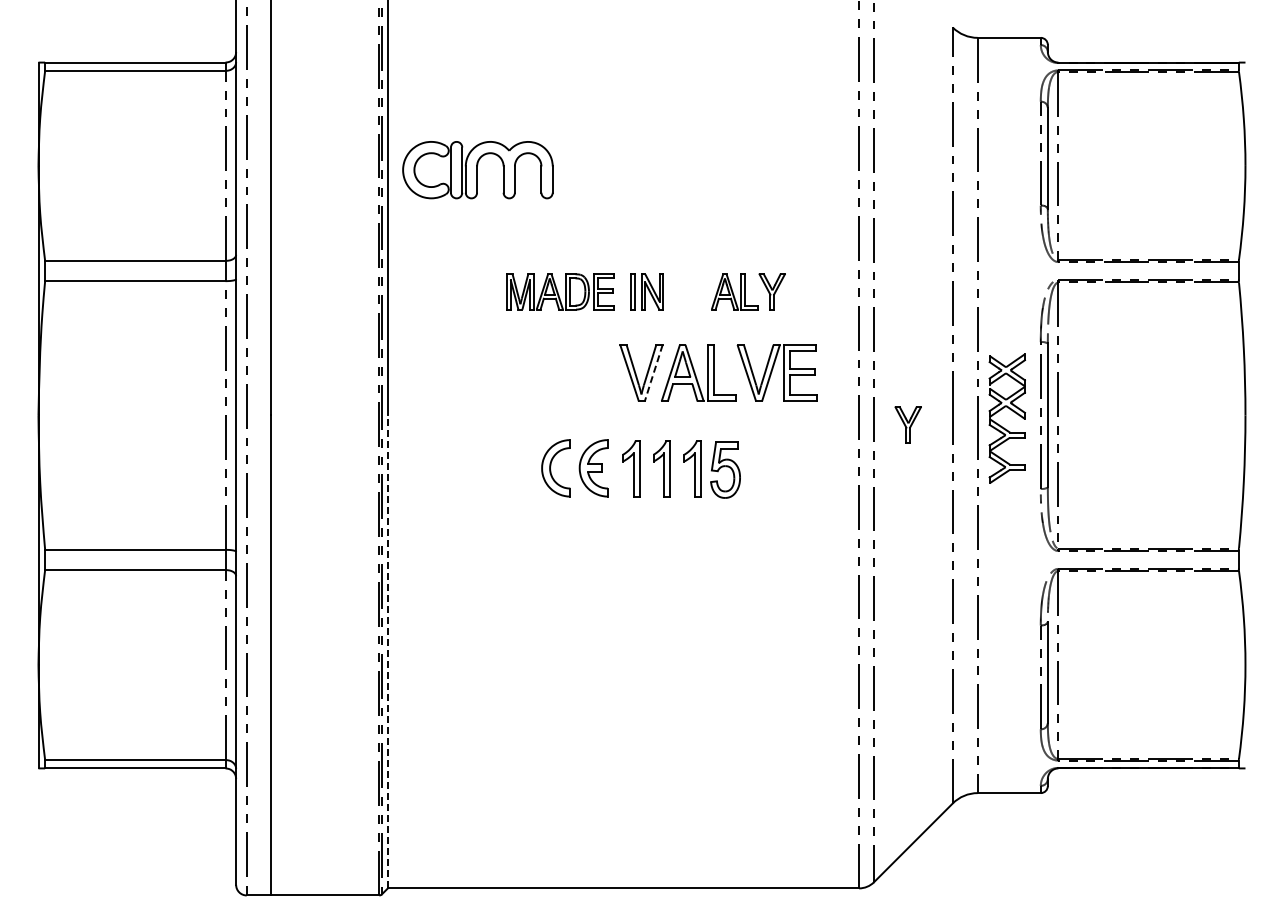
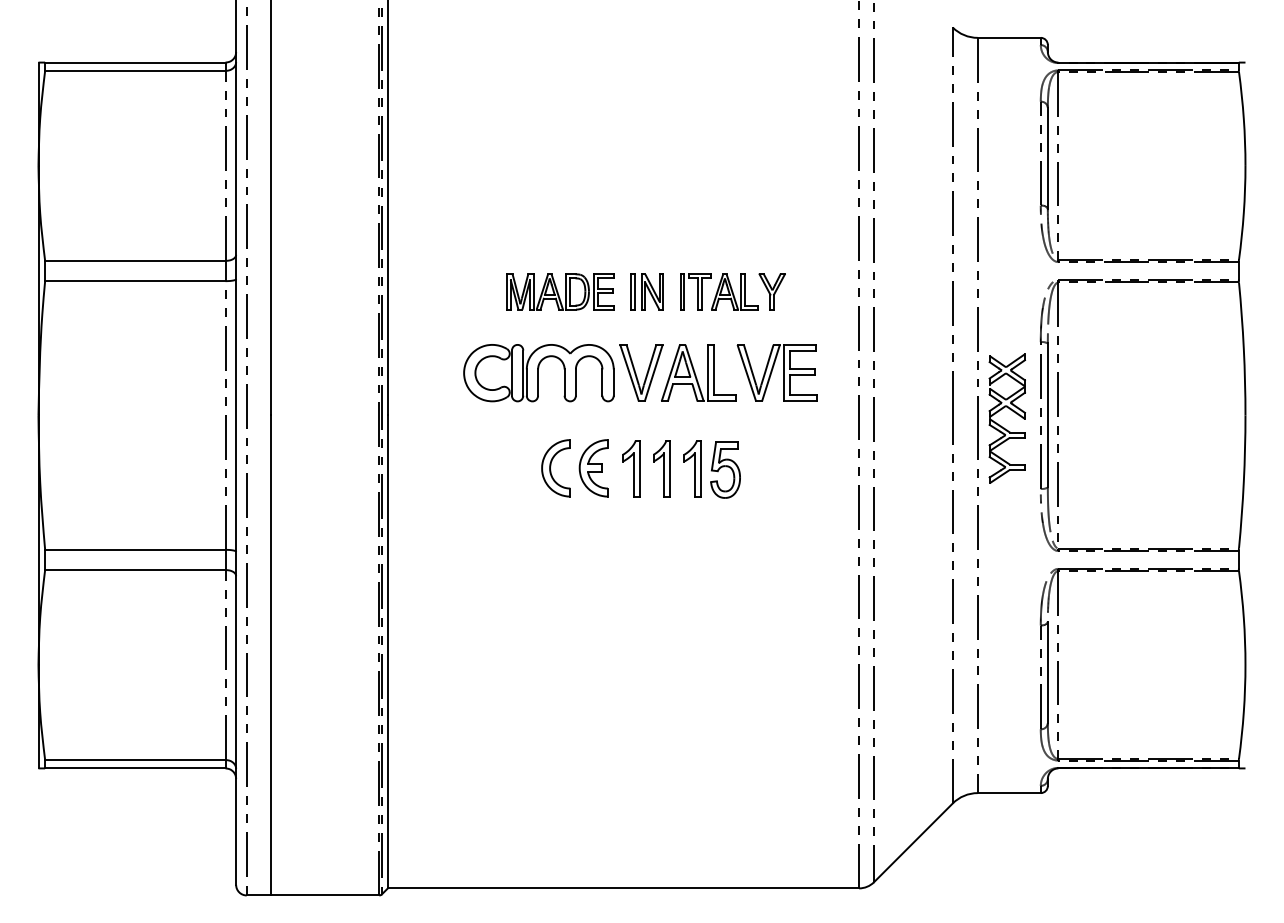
part position: (477, 170) -> (538, 373) (538, 373)
part: none -> present (695, 291)
line: dashed -> solid (653, 373)
part: present -> none (907, 424)
line: dashed -> solid (387, 651)
